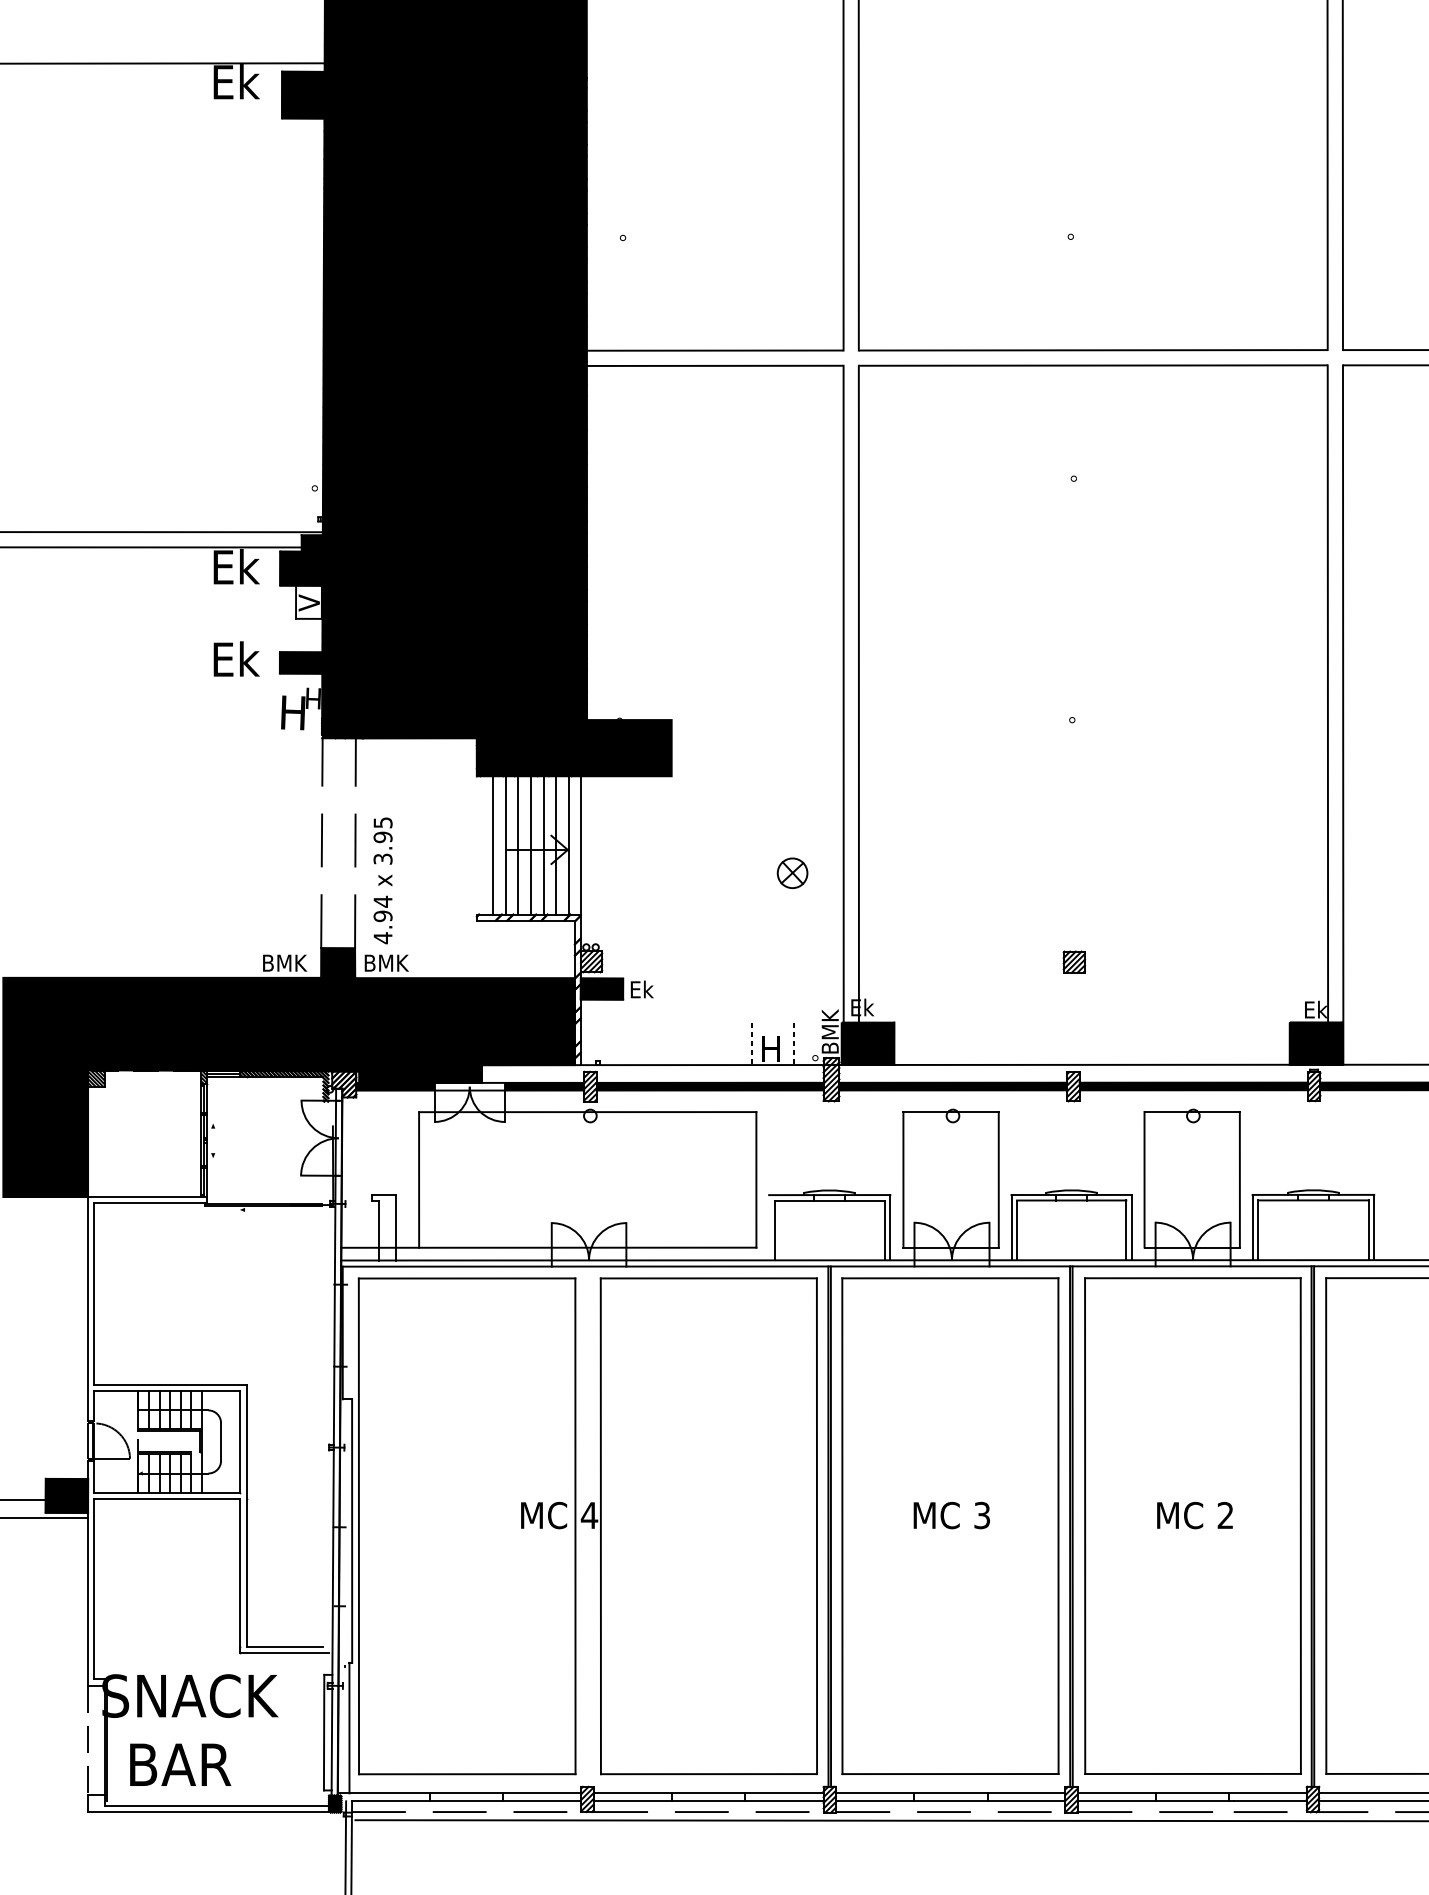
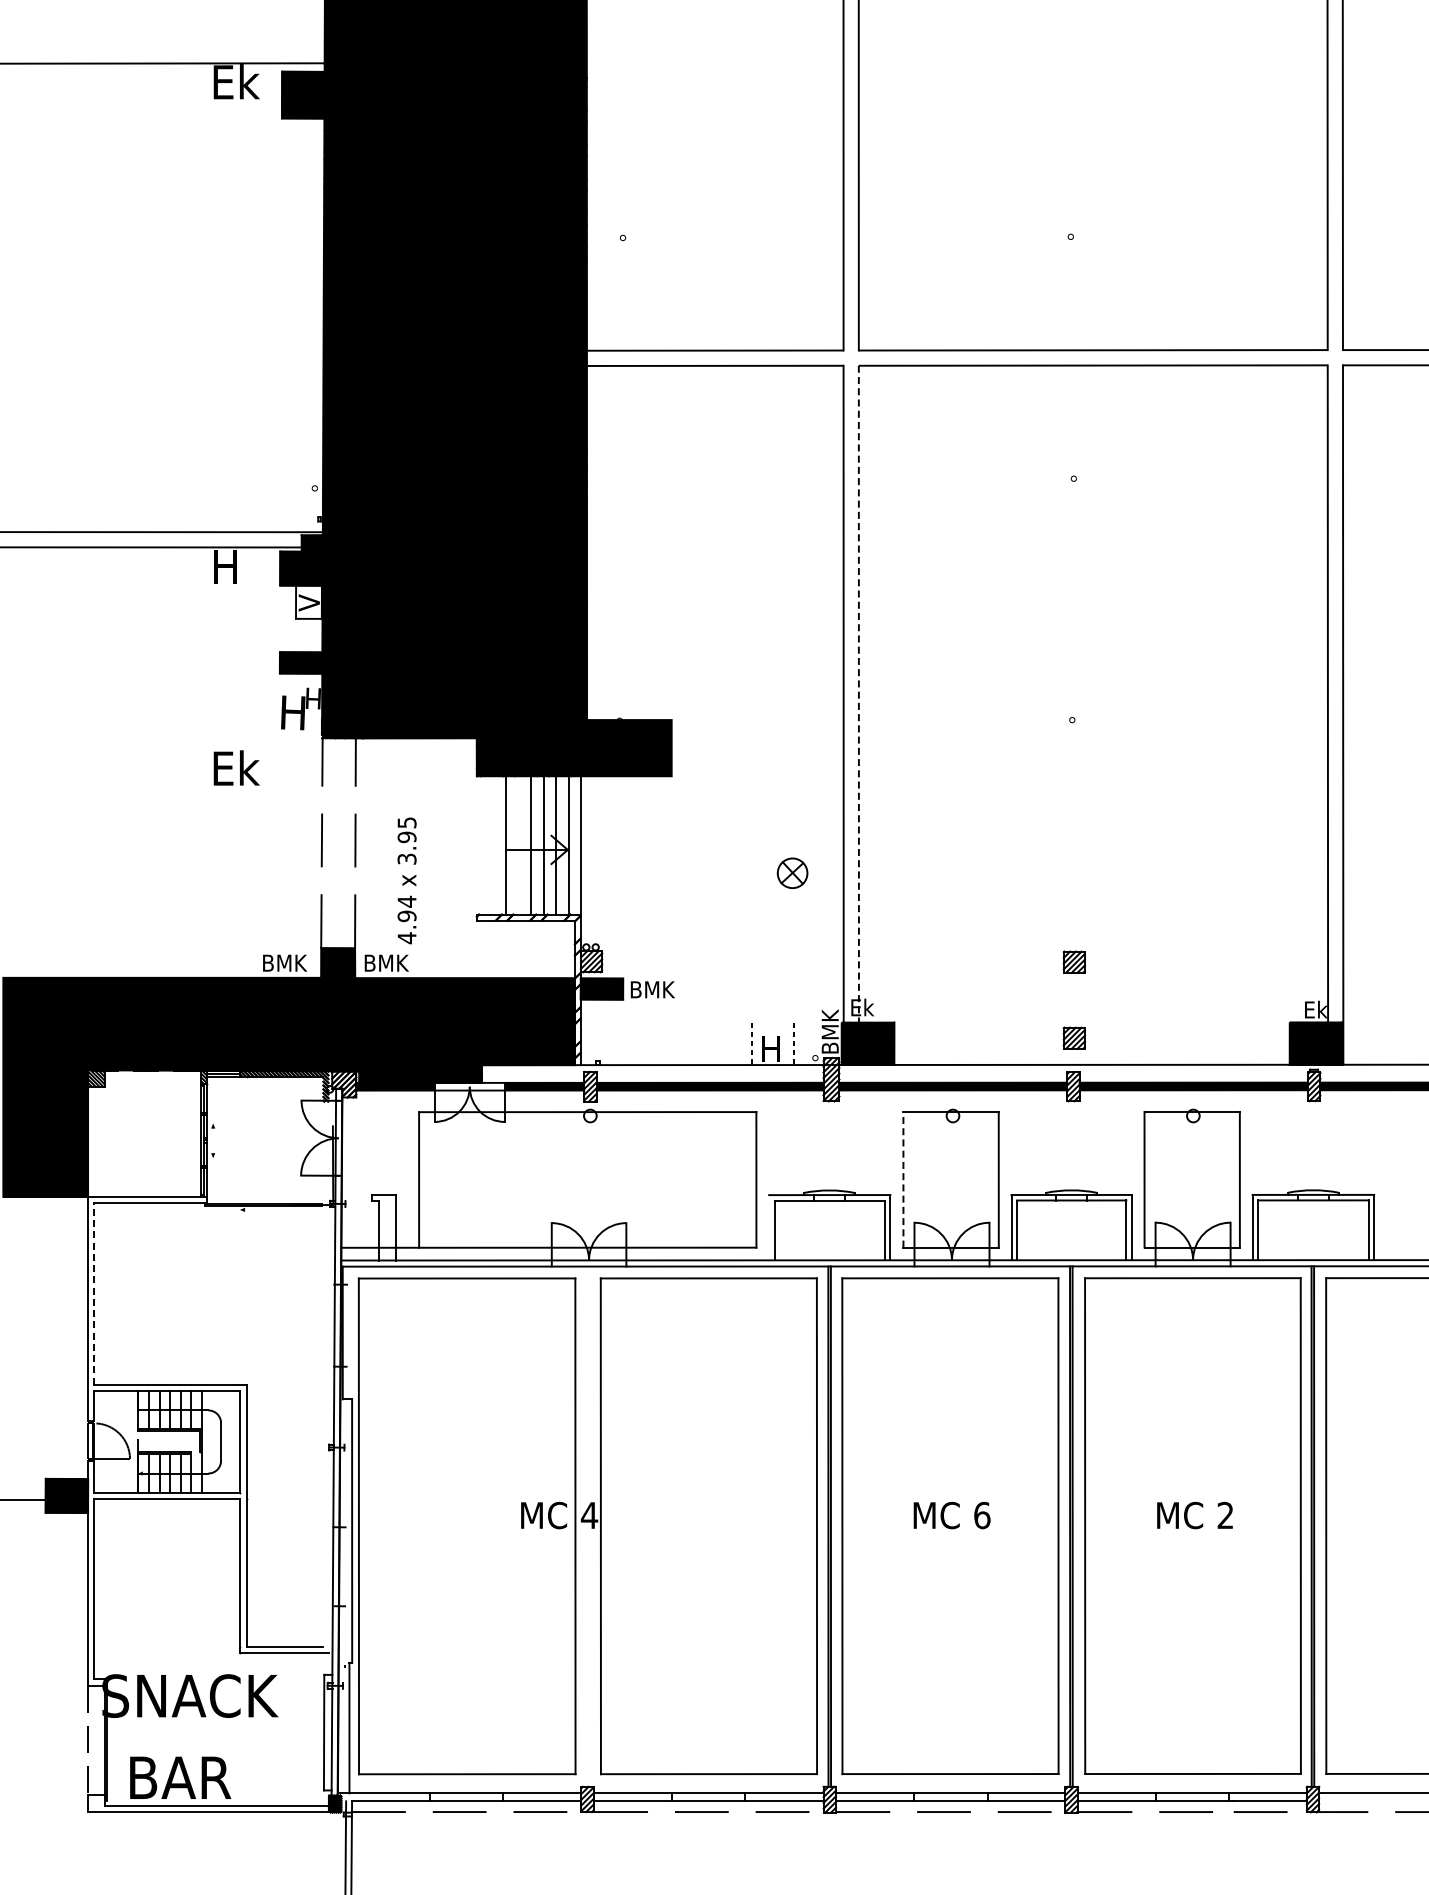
text: Ek -> H (236, 566)
text position: (236, 658) -> (236, 767) (236, 767)
line: solid -> dashed (858, 715)
line: present -> none (492, 845)
line: present -> none (518, 845)
text position: (382, 880) -> (406, 880) (406, 880)
text: Ek -> BMK (655, 989)
part: none -> present (1074, 1037)
line: solid -> dashed (903, 1179)
line: solid -> dashed (94, 1293)
text: 3 -> 6 (982, 1515)
line: present -> none (45, 1517)
text position: (180, 1764) -> (180, 1777) (180, 1777)
line: present -> none (1372, 1801)
line: present -> none (890, 1820)
